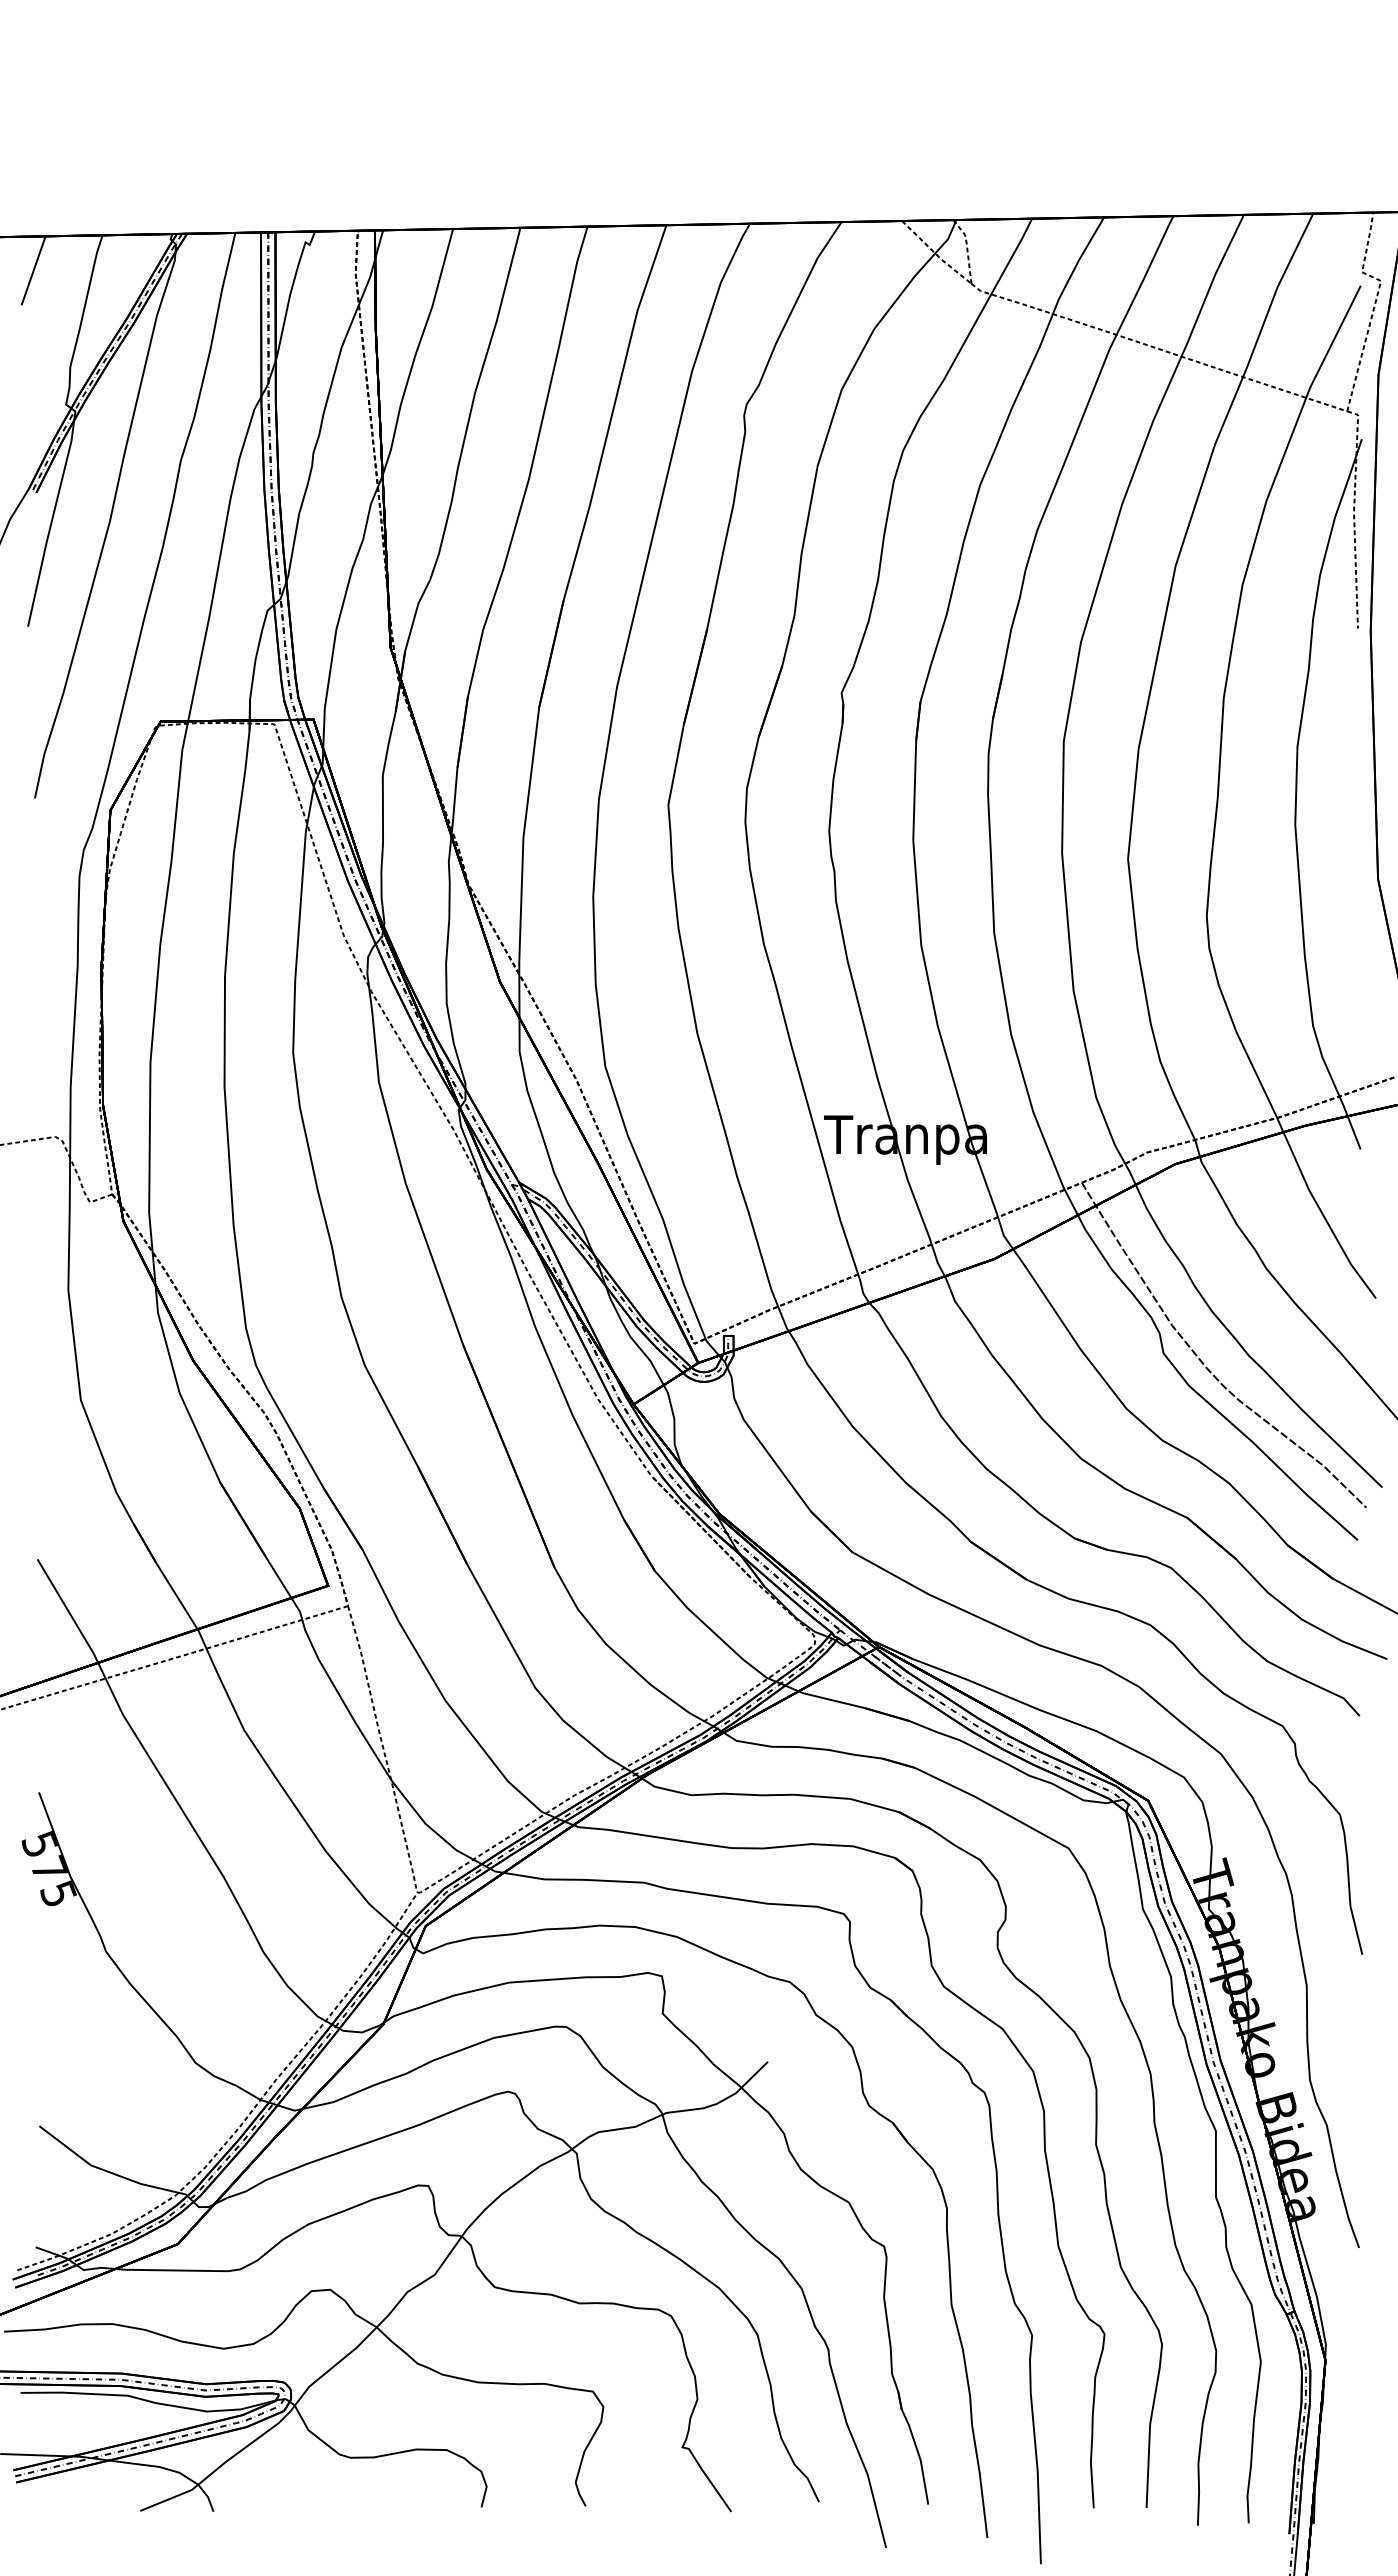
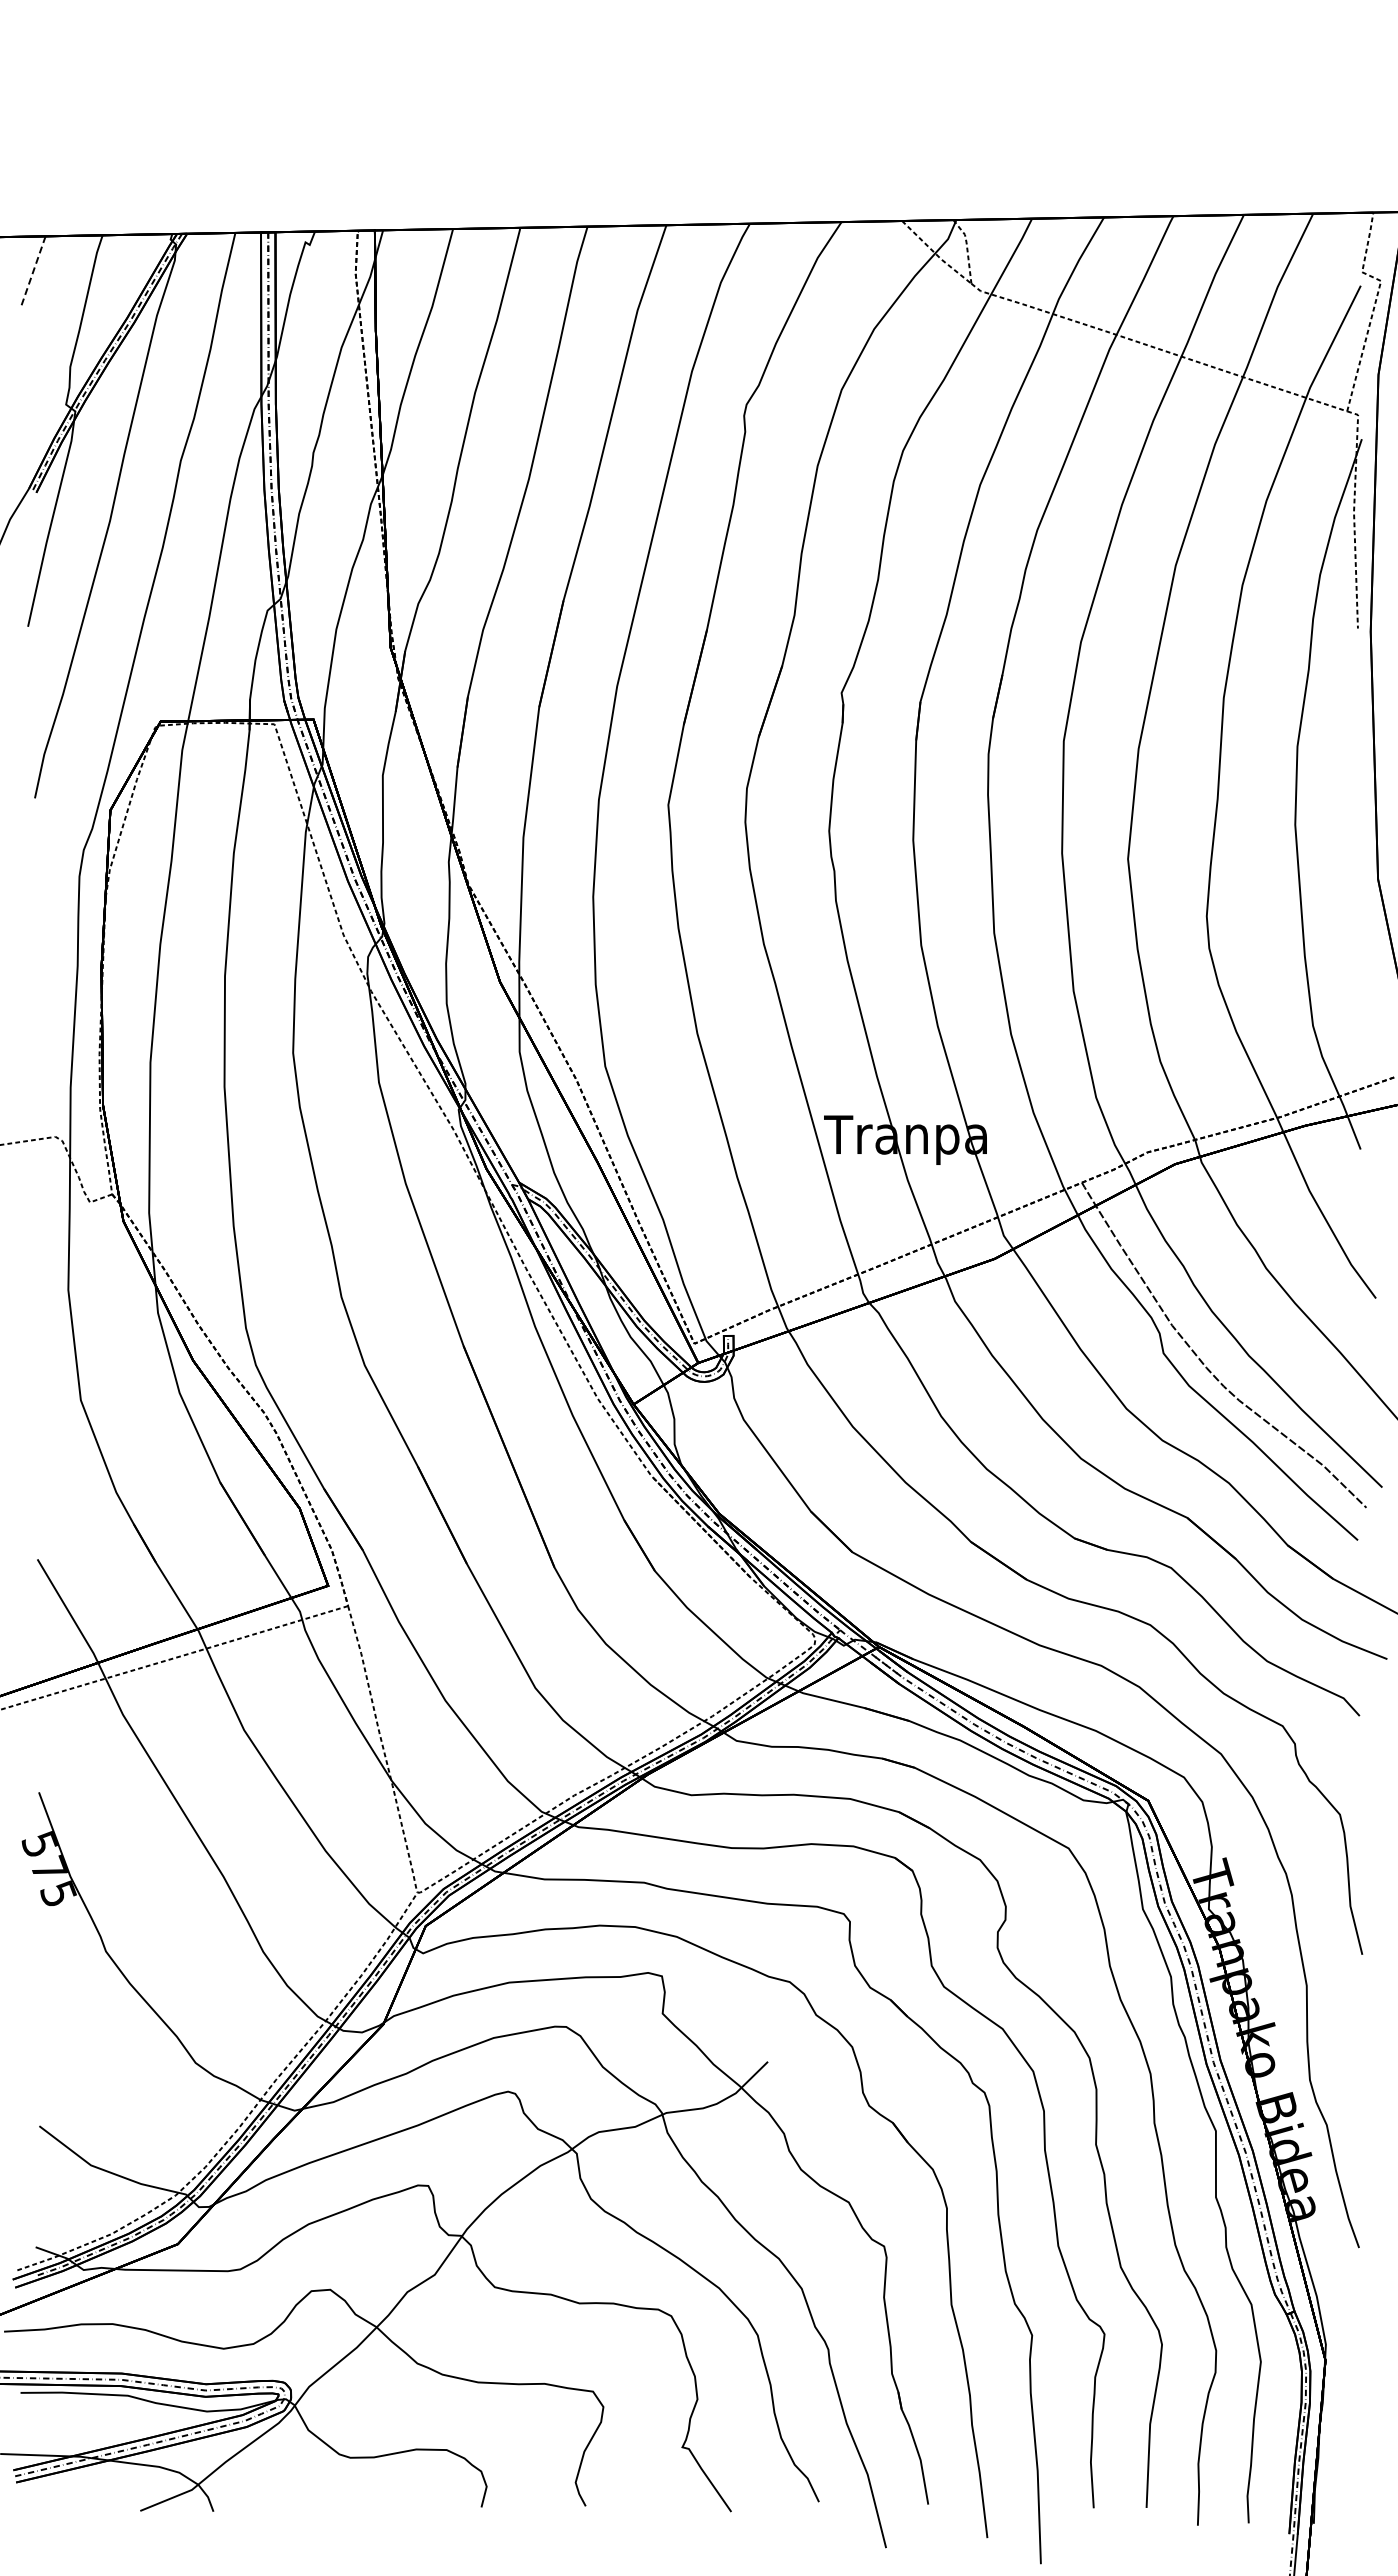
line: solid -> dashed (33, 271)
